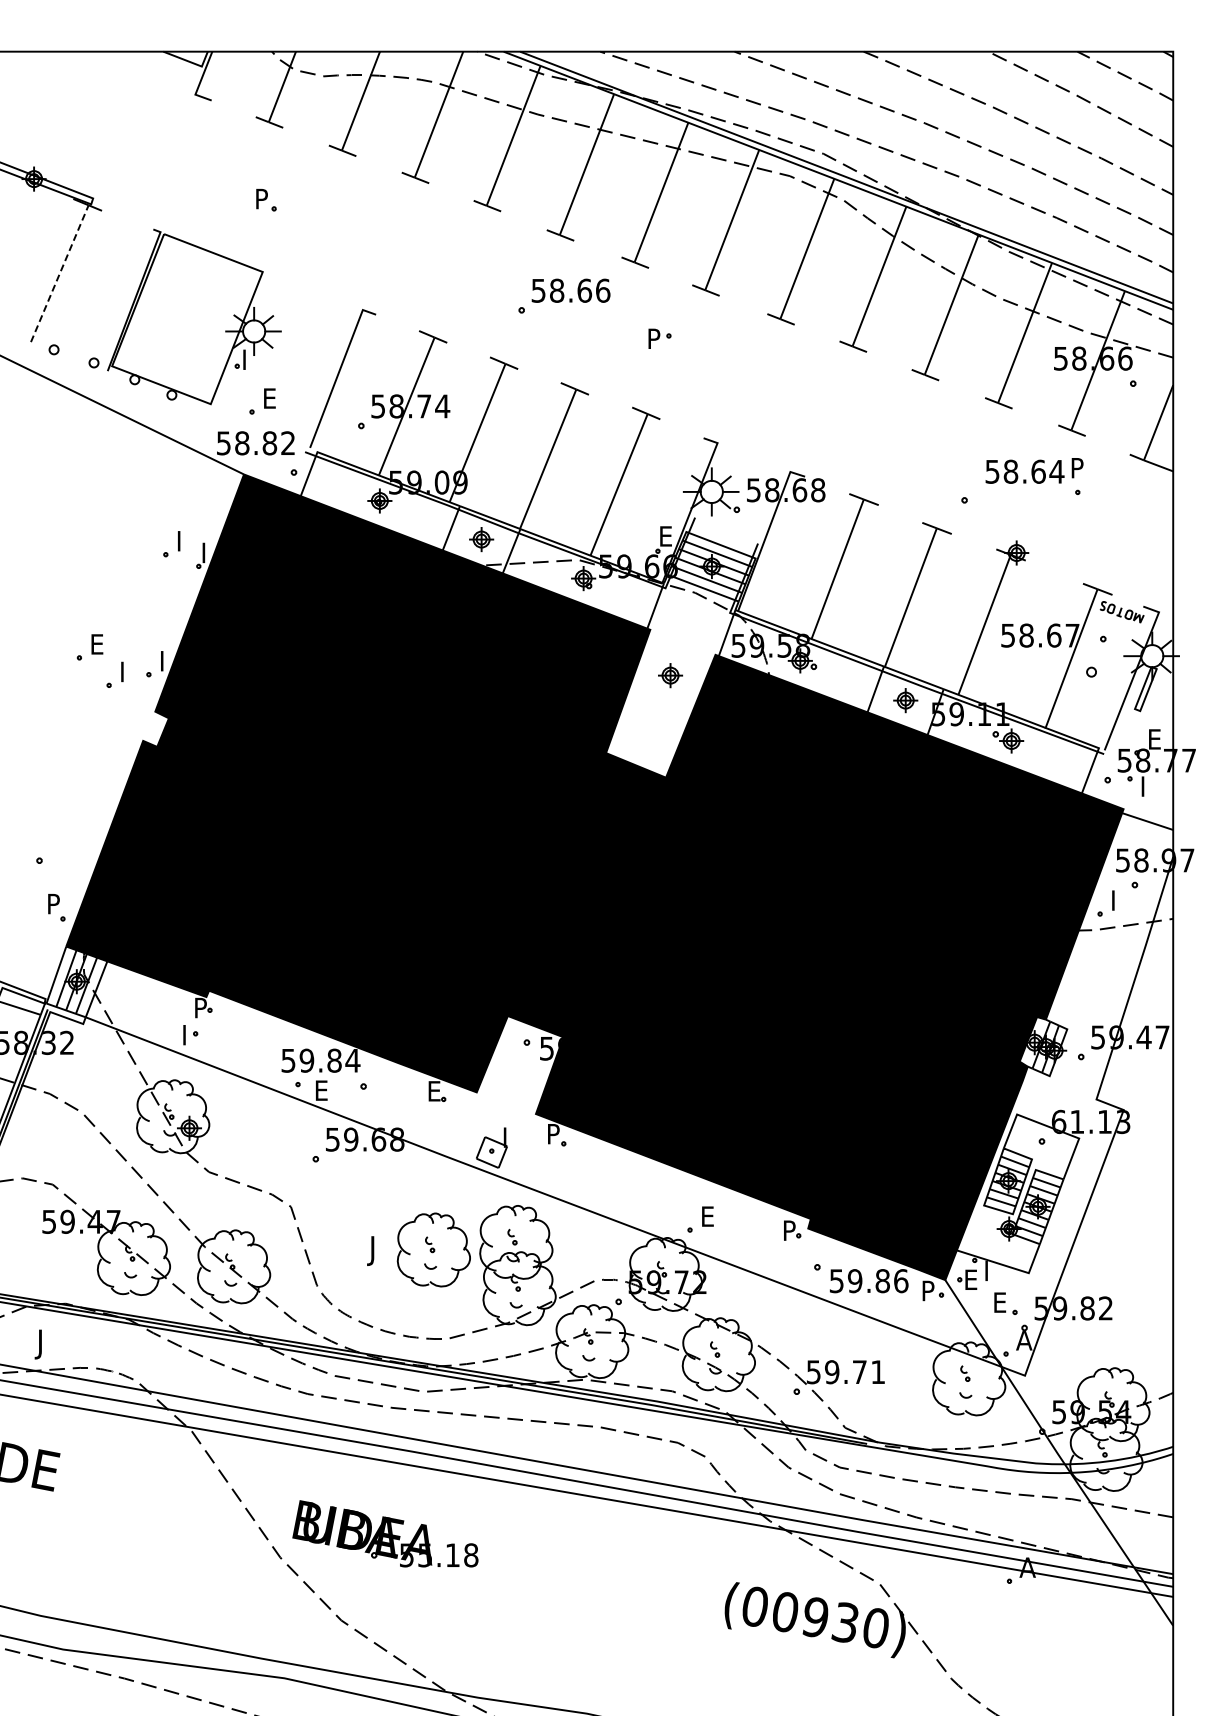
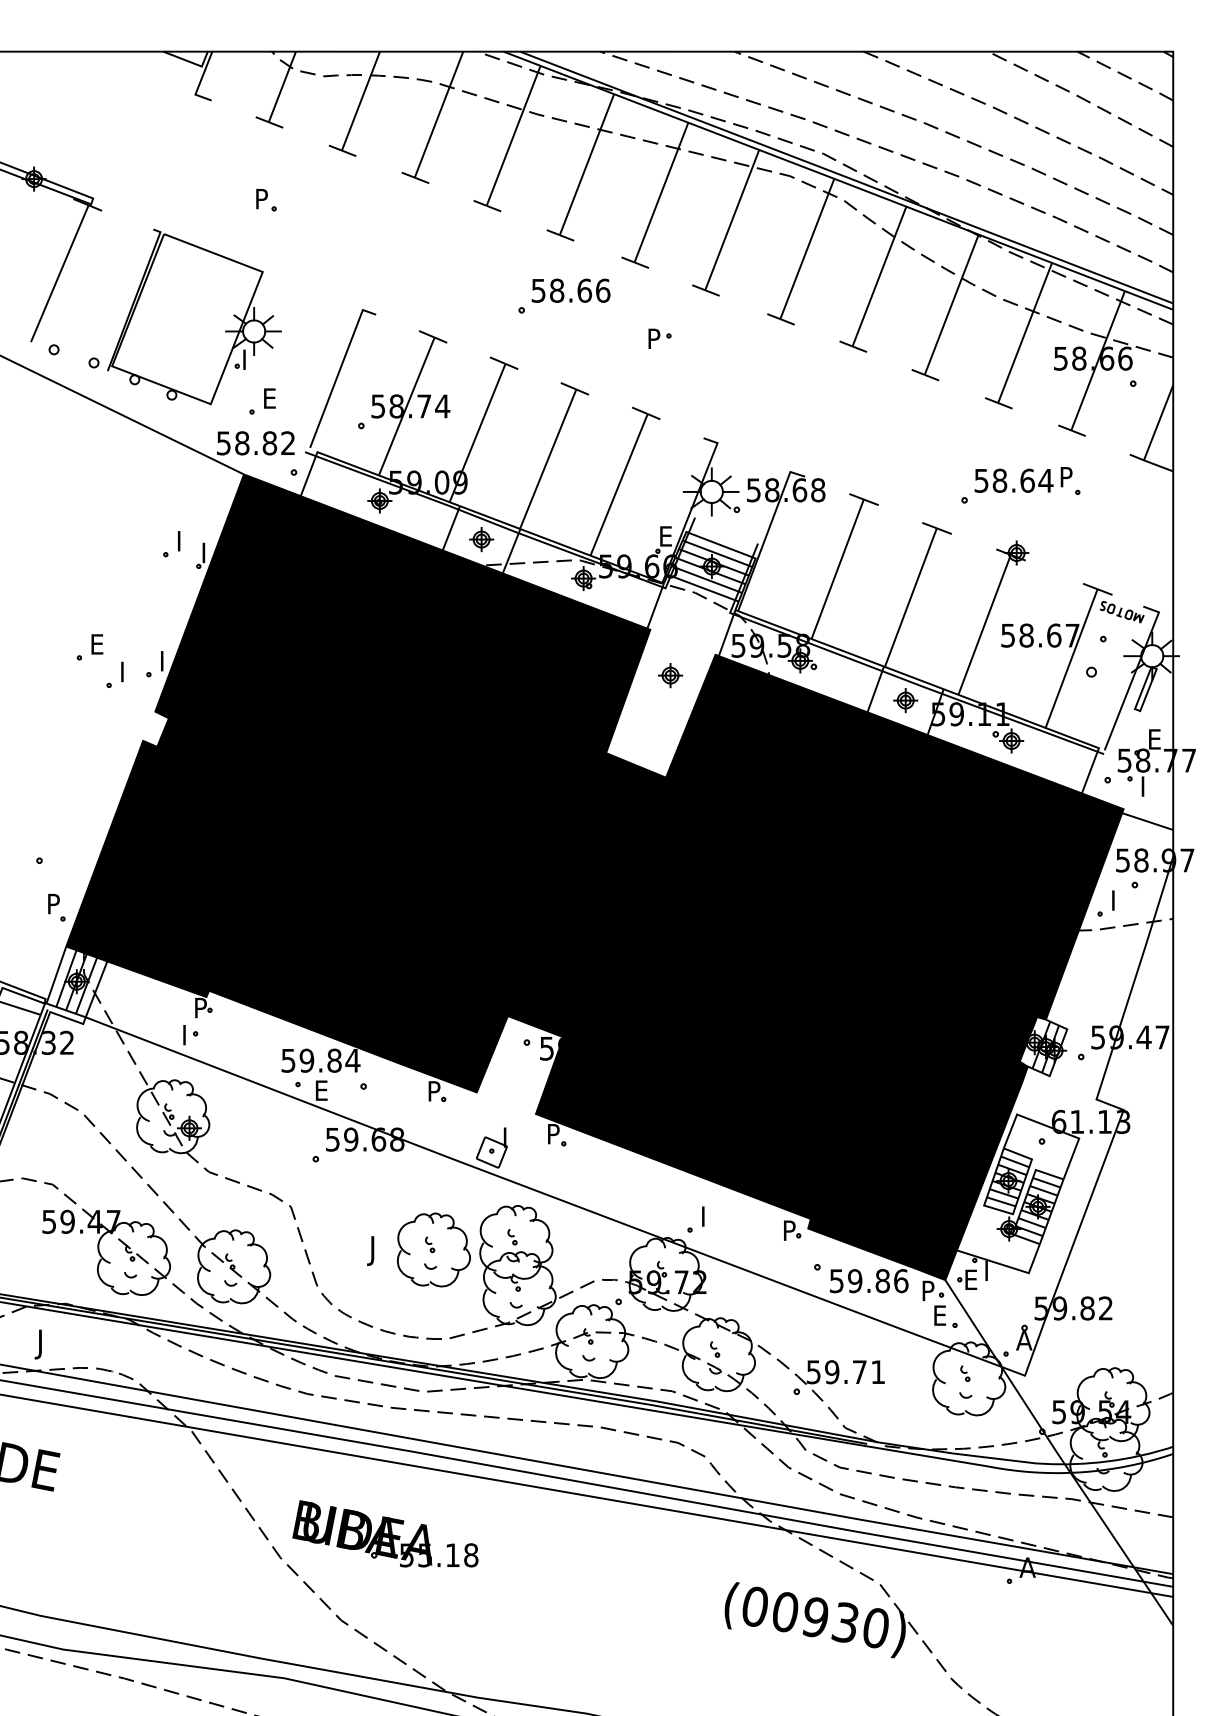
line: dashed -> solid (60, 273)
text position: (1034, 470) -> (1023, 479) (1023, 479)
text: E -> P (435, 1091)
text: E -> I (708, 1216)
part position: (1005, 1303) -> (945, 1316) (945, 1316)
